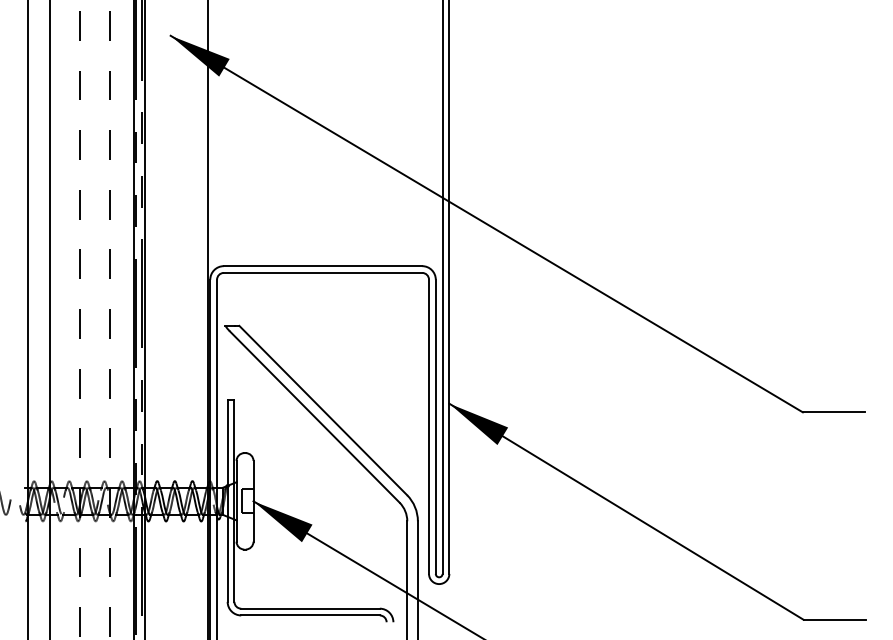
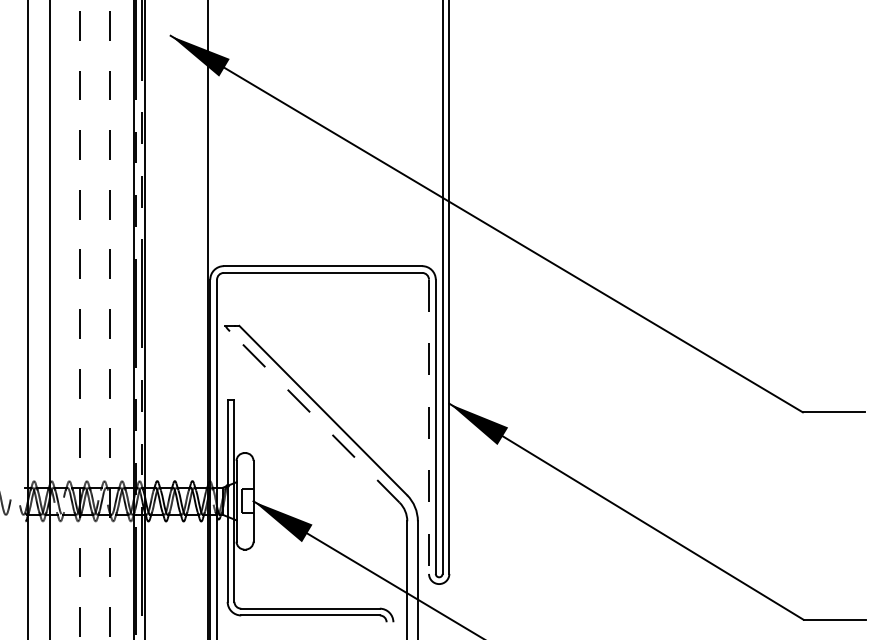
line: solid -> dashed (314, 417)
line: solid -> dashed (429, 427)
